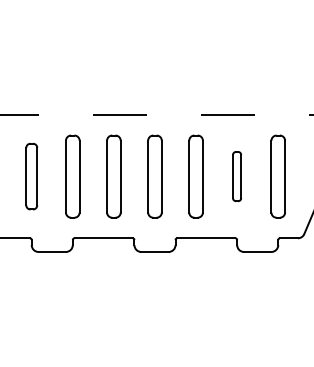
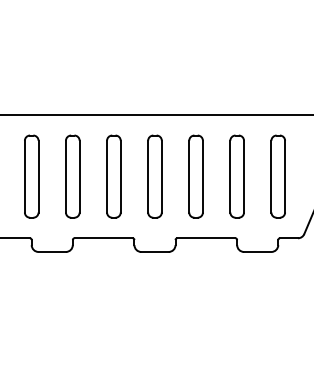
line: dashed -> solid (156, 115)
part size: 14x69 px -> 16x85 px (31, 176)
part size: 11x52 px -> 16x85 px (236, 176)
